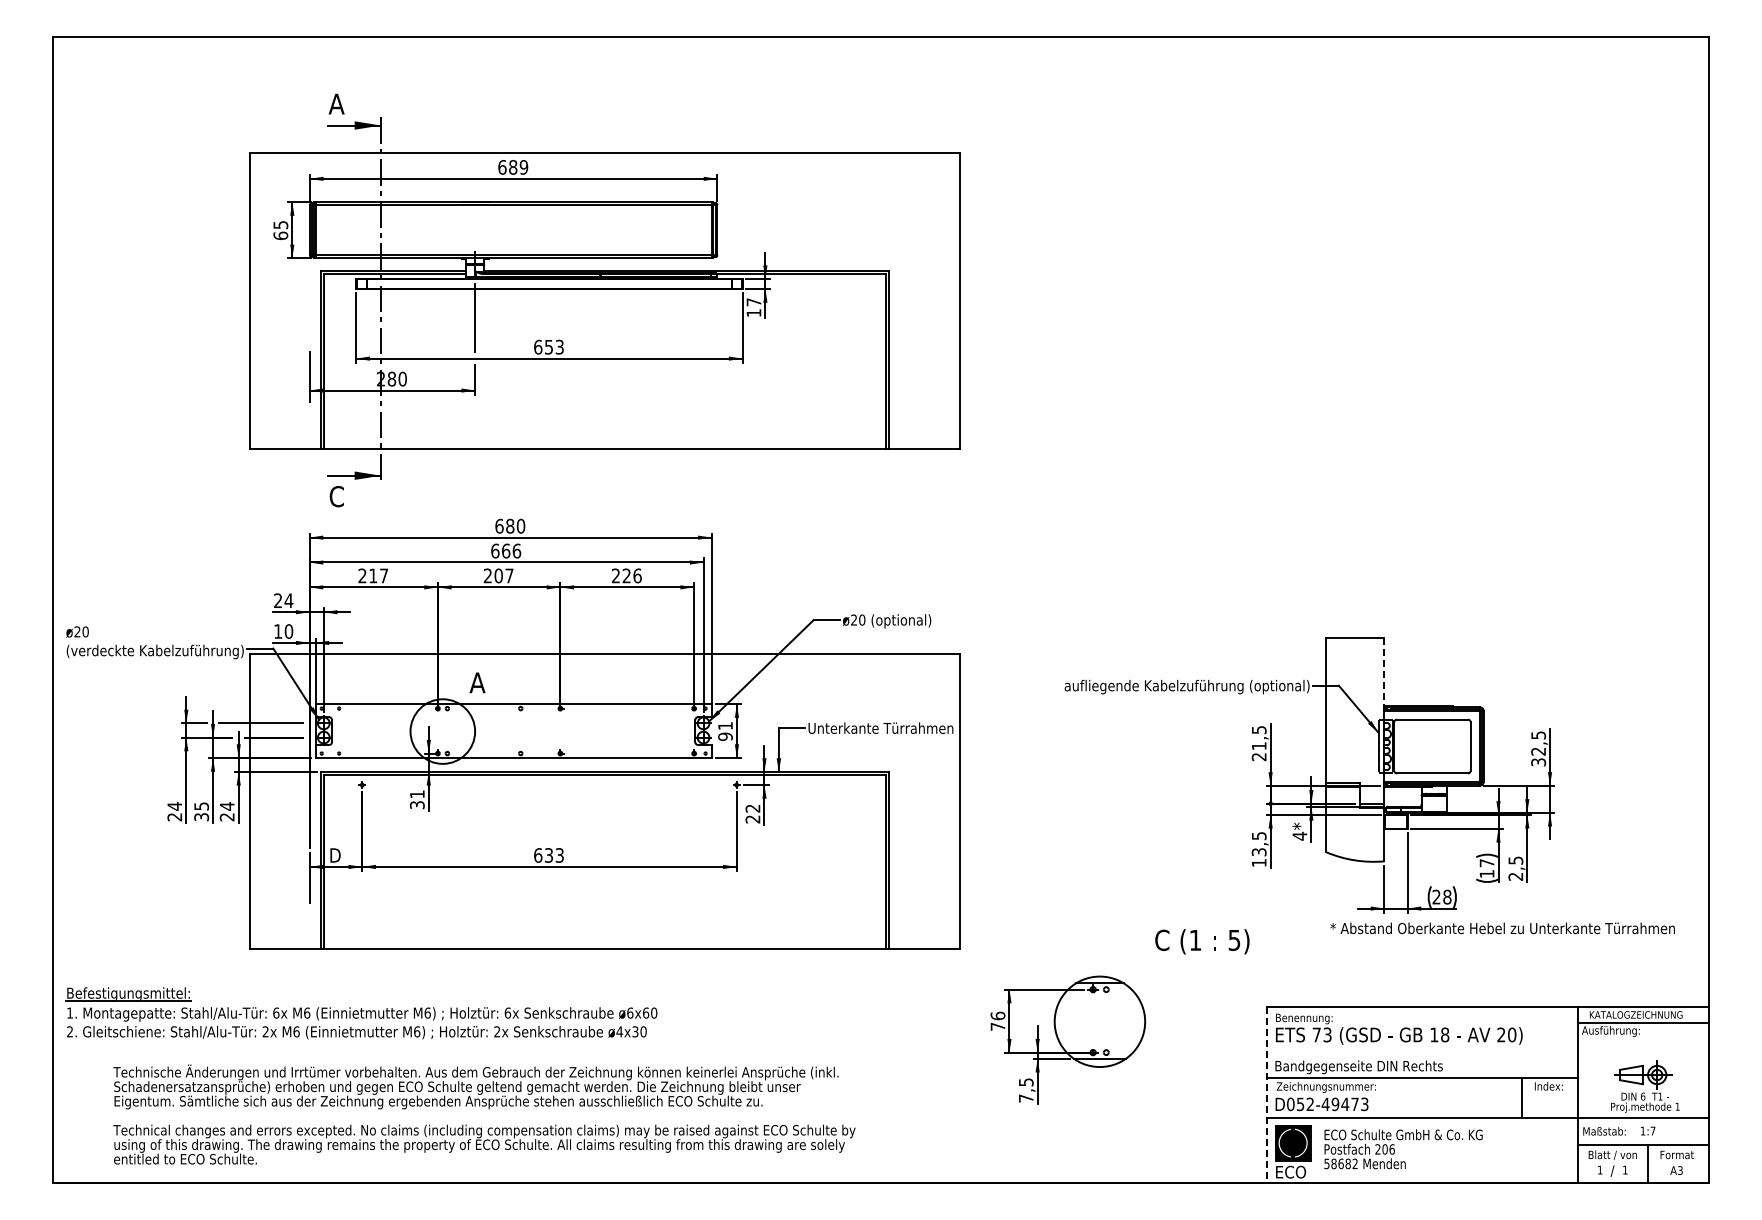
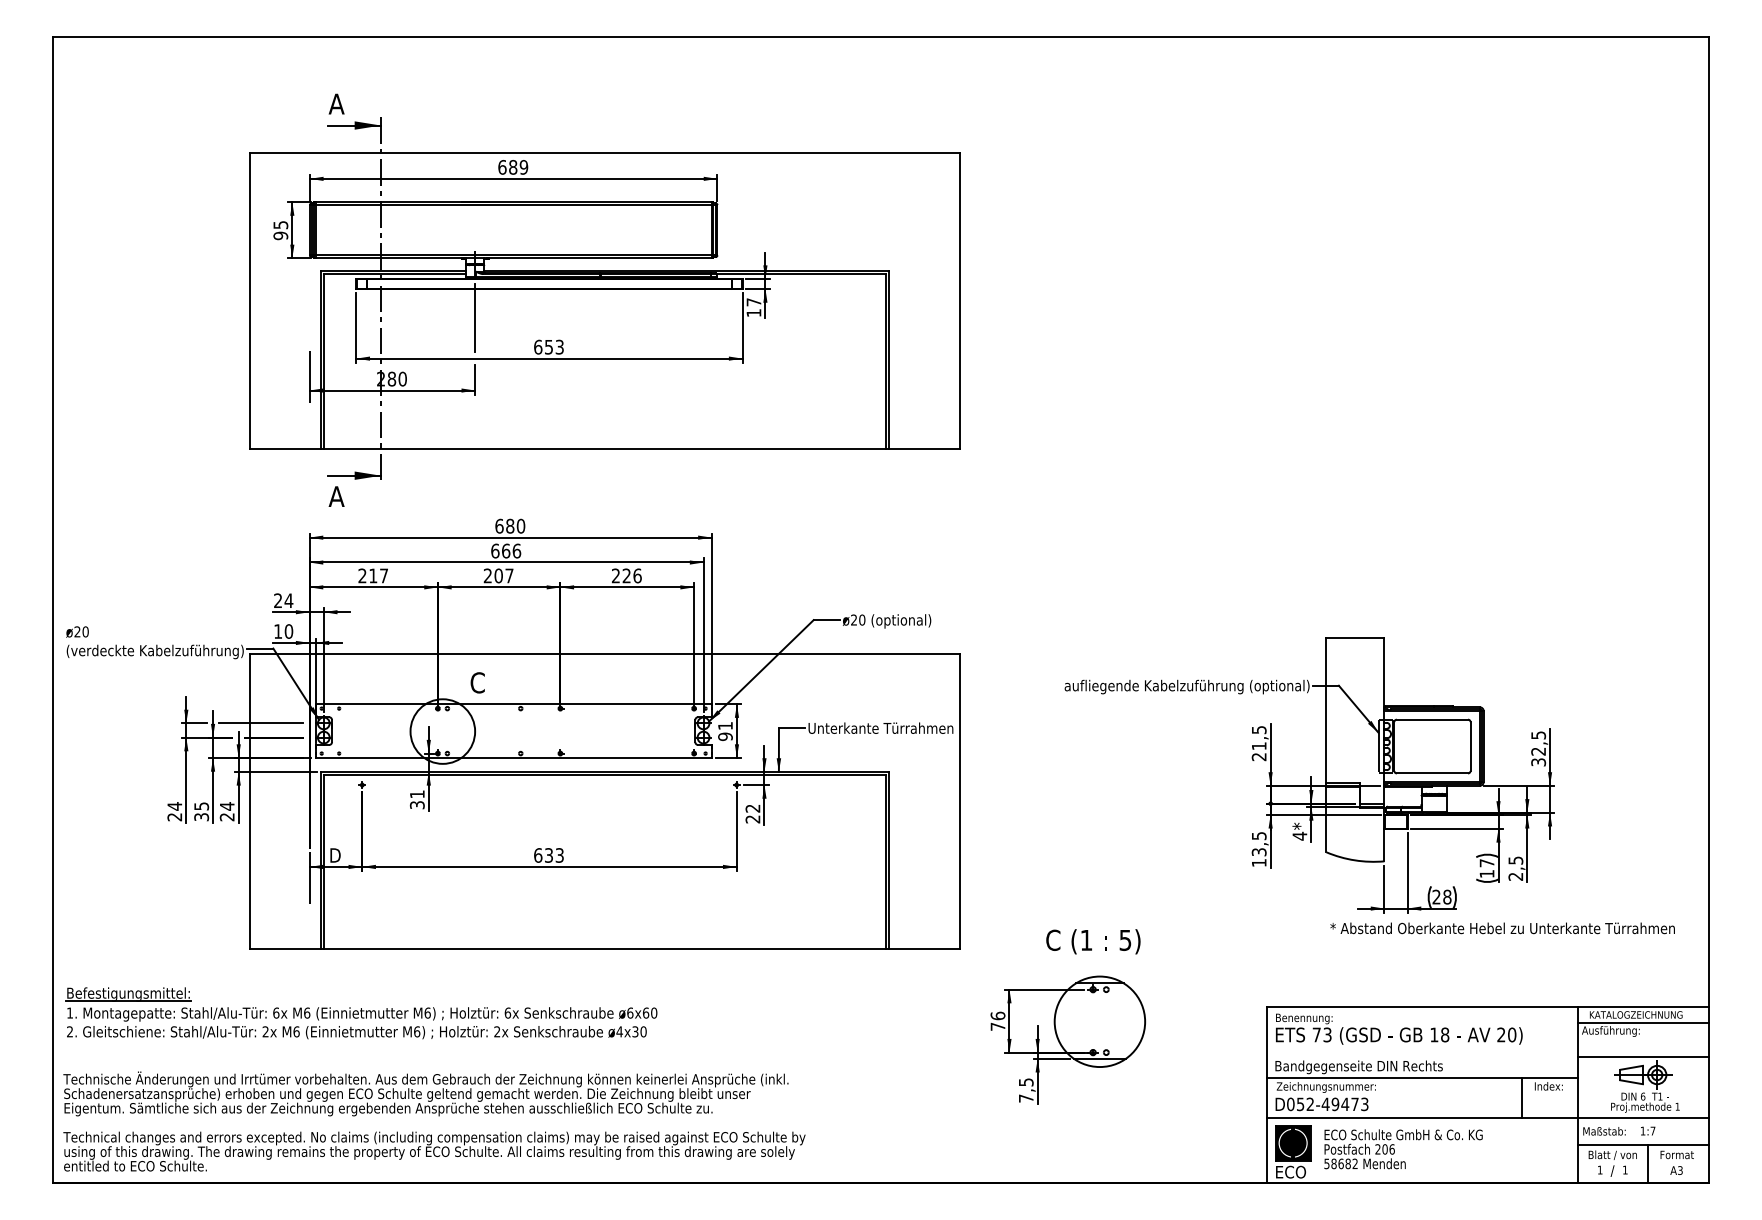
text: 65 -> 95 (280, 235)
text: C -> A (336, 496)
line: dashed -> solid (1384, 672)
text: A -> C (477, 682)
text position: (1202, 941) -> (1093, 941) (1093, 941)
line: none -> present (1643, 1056)
line: dashed -> solid (1266, 1095)
part position: (488, 1109) -> (438, 1116) (438, 1116)
